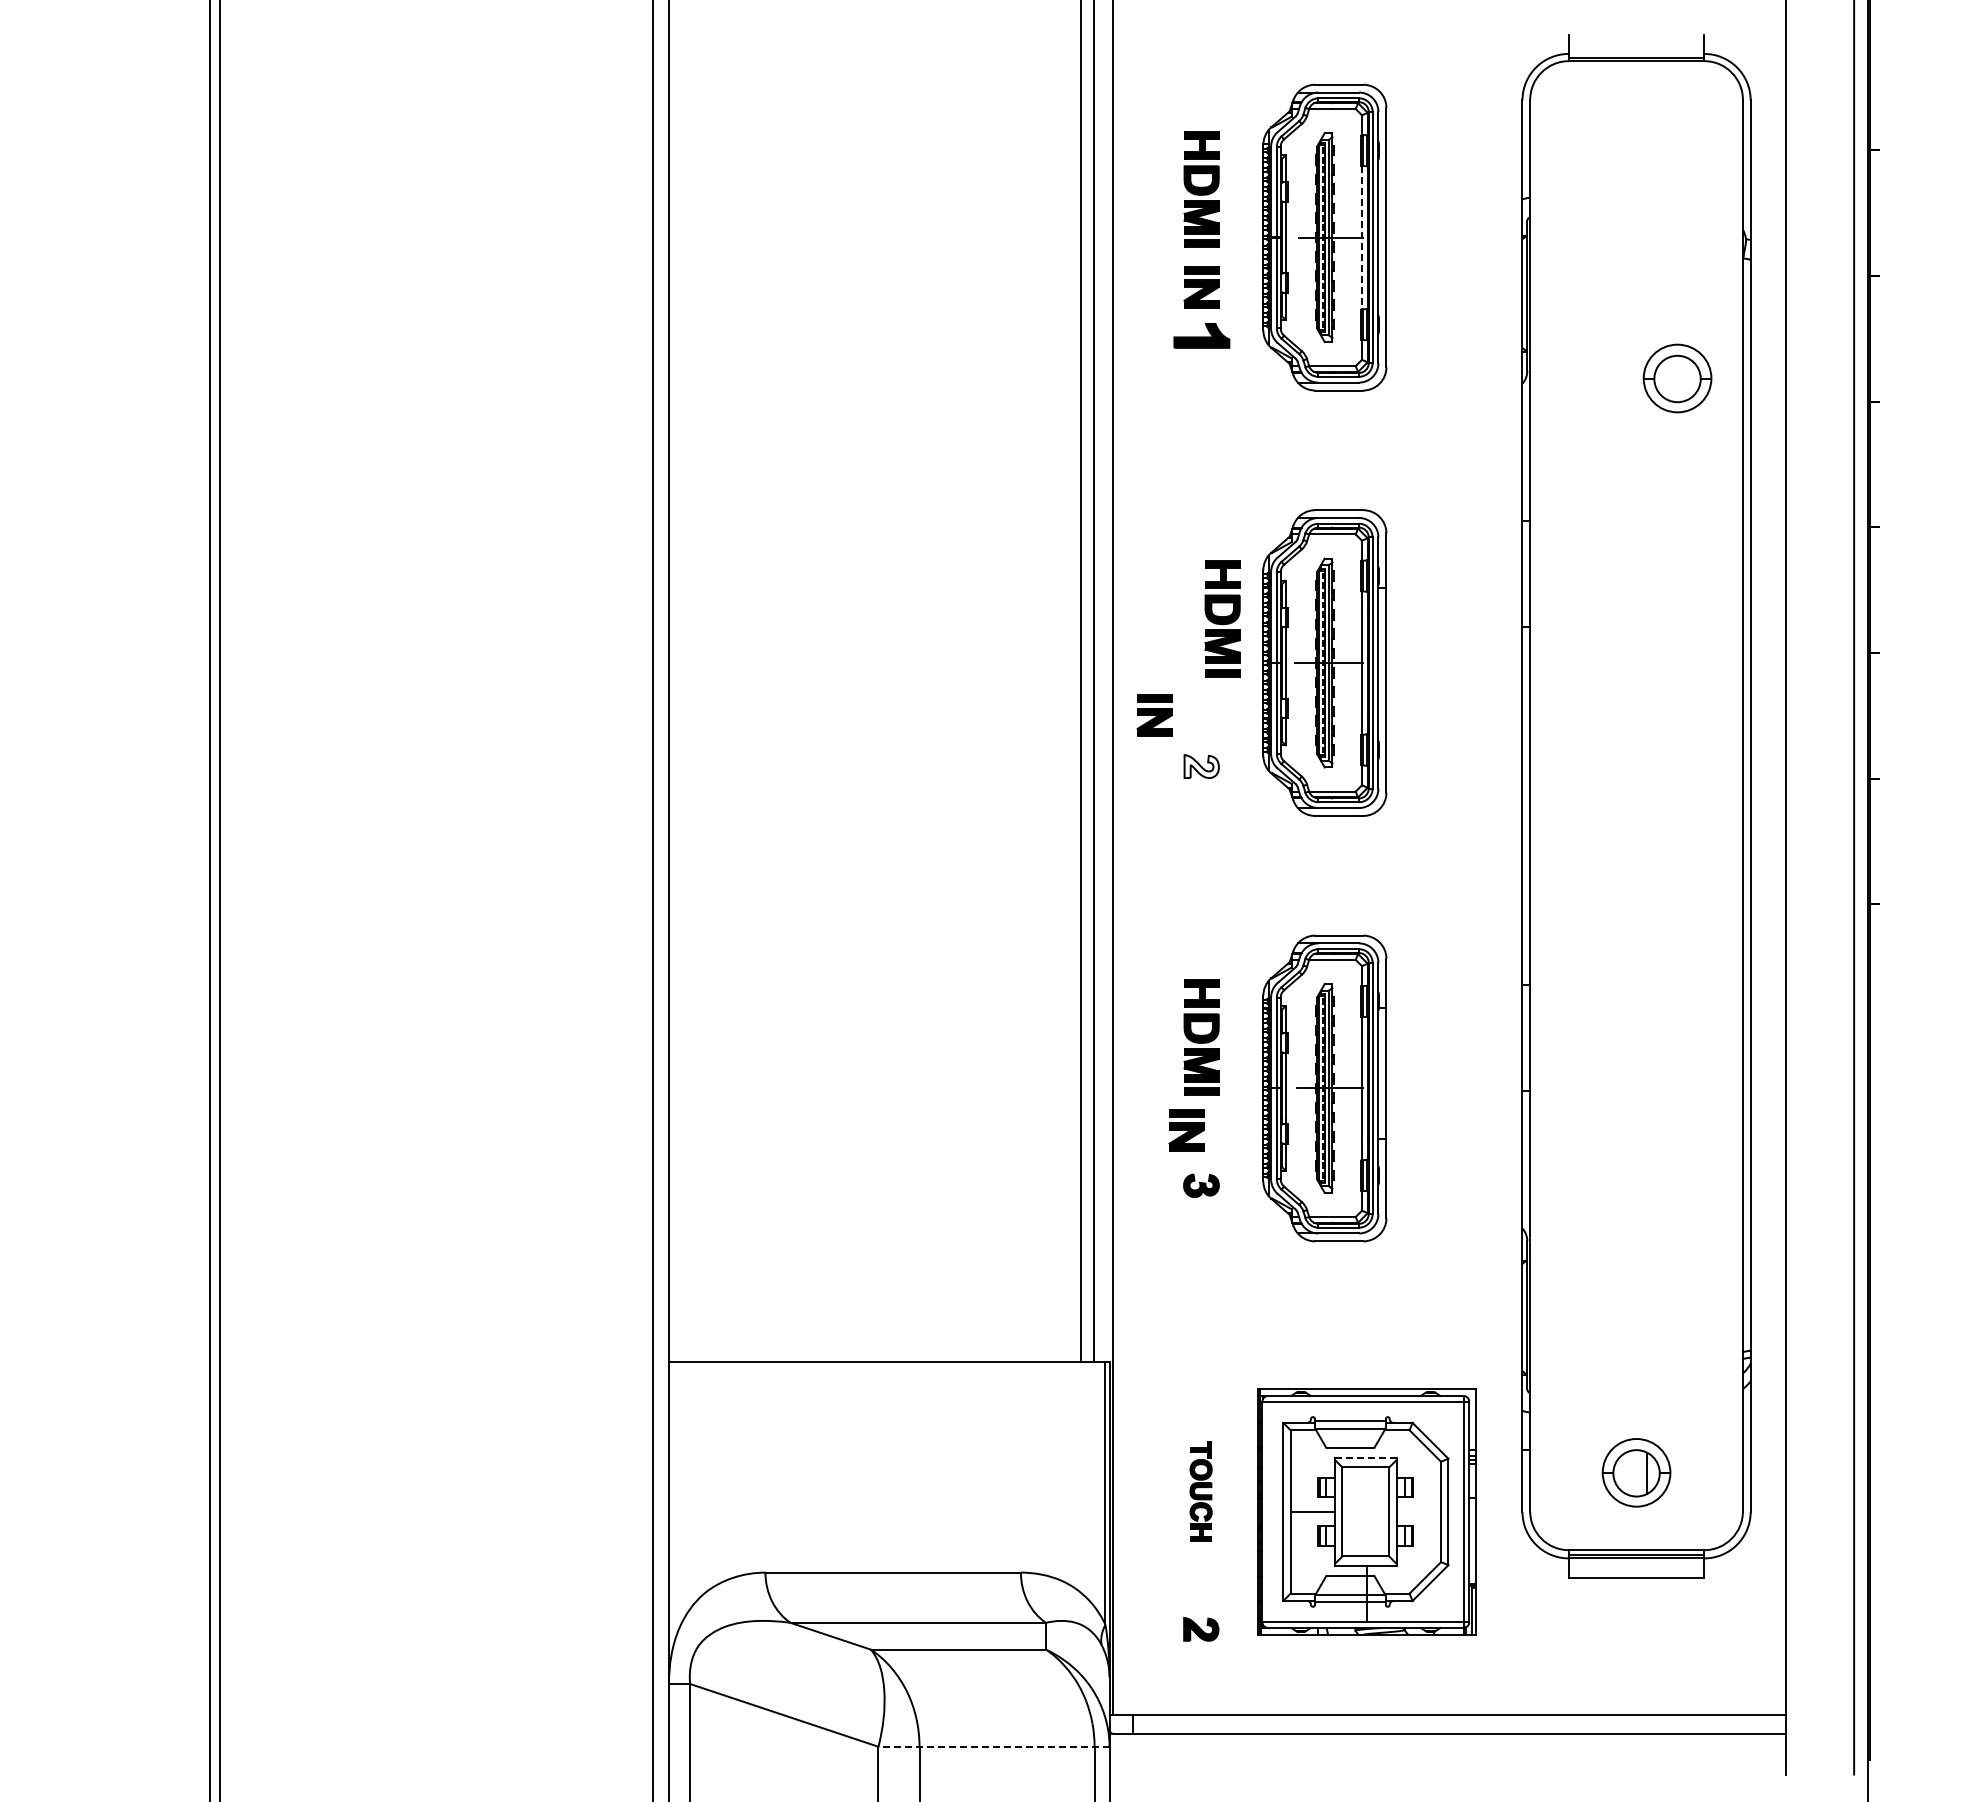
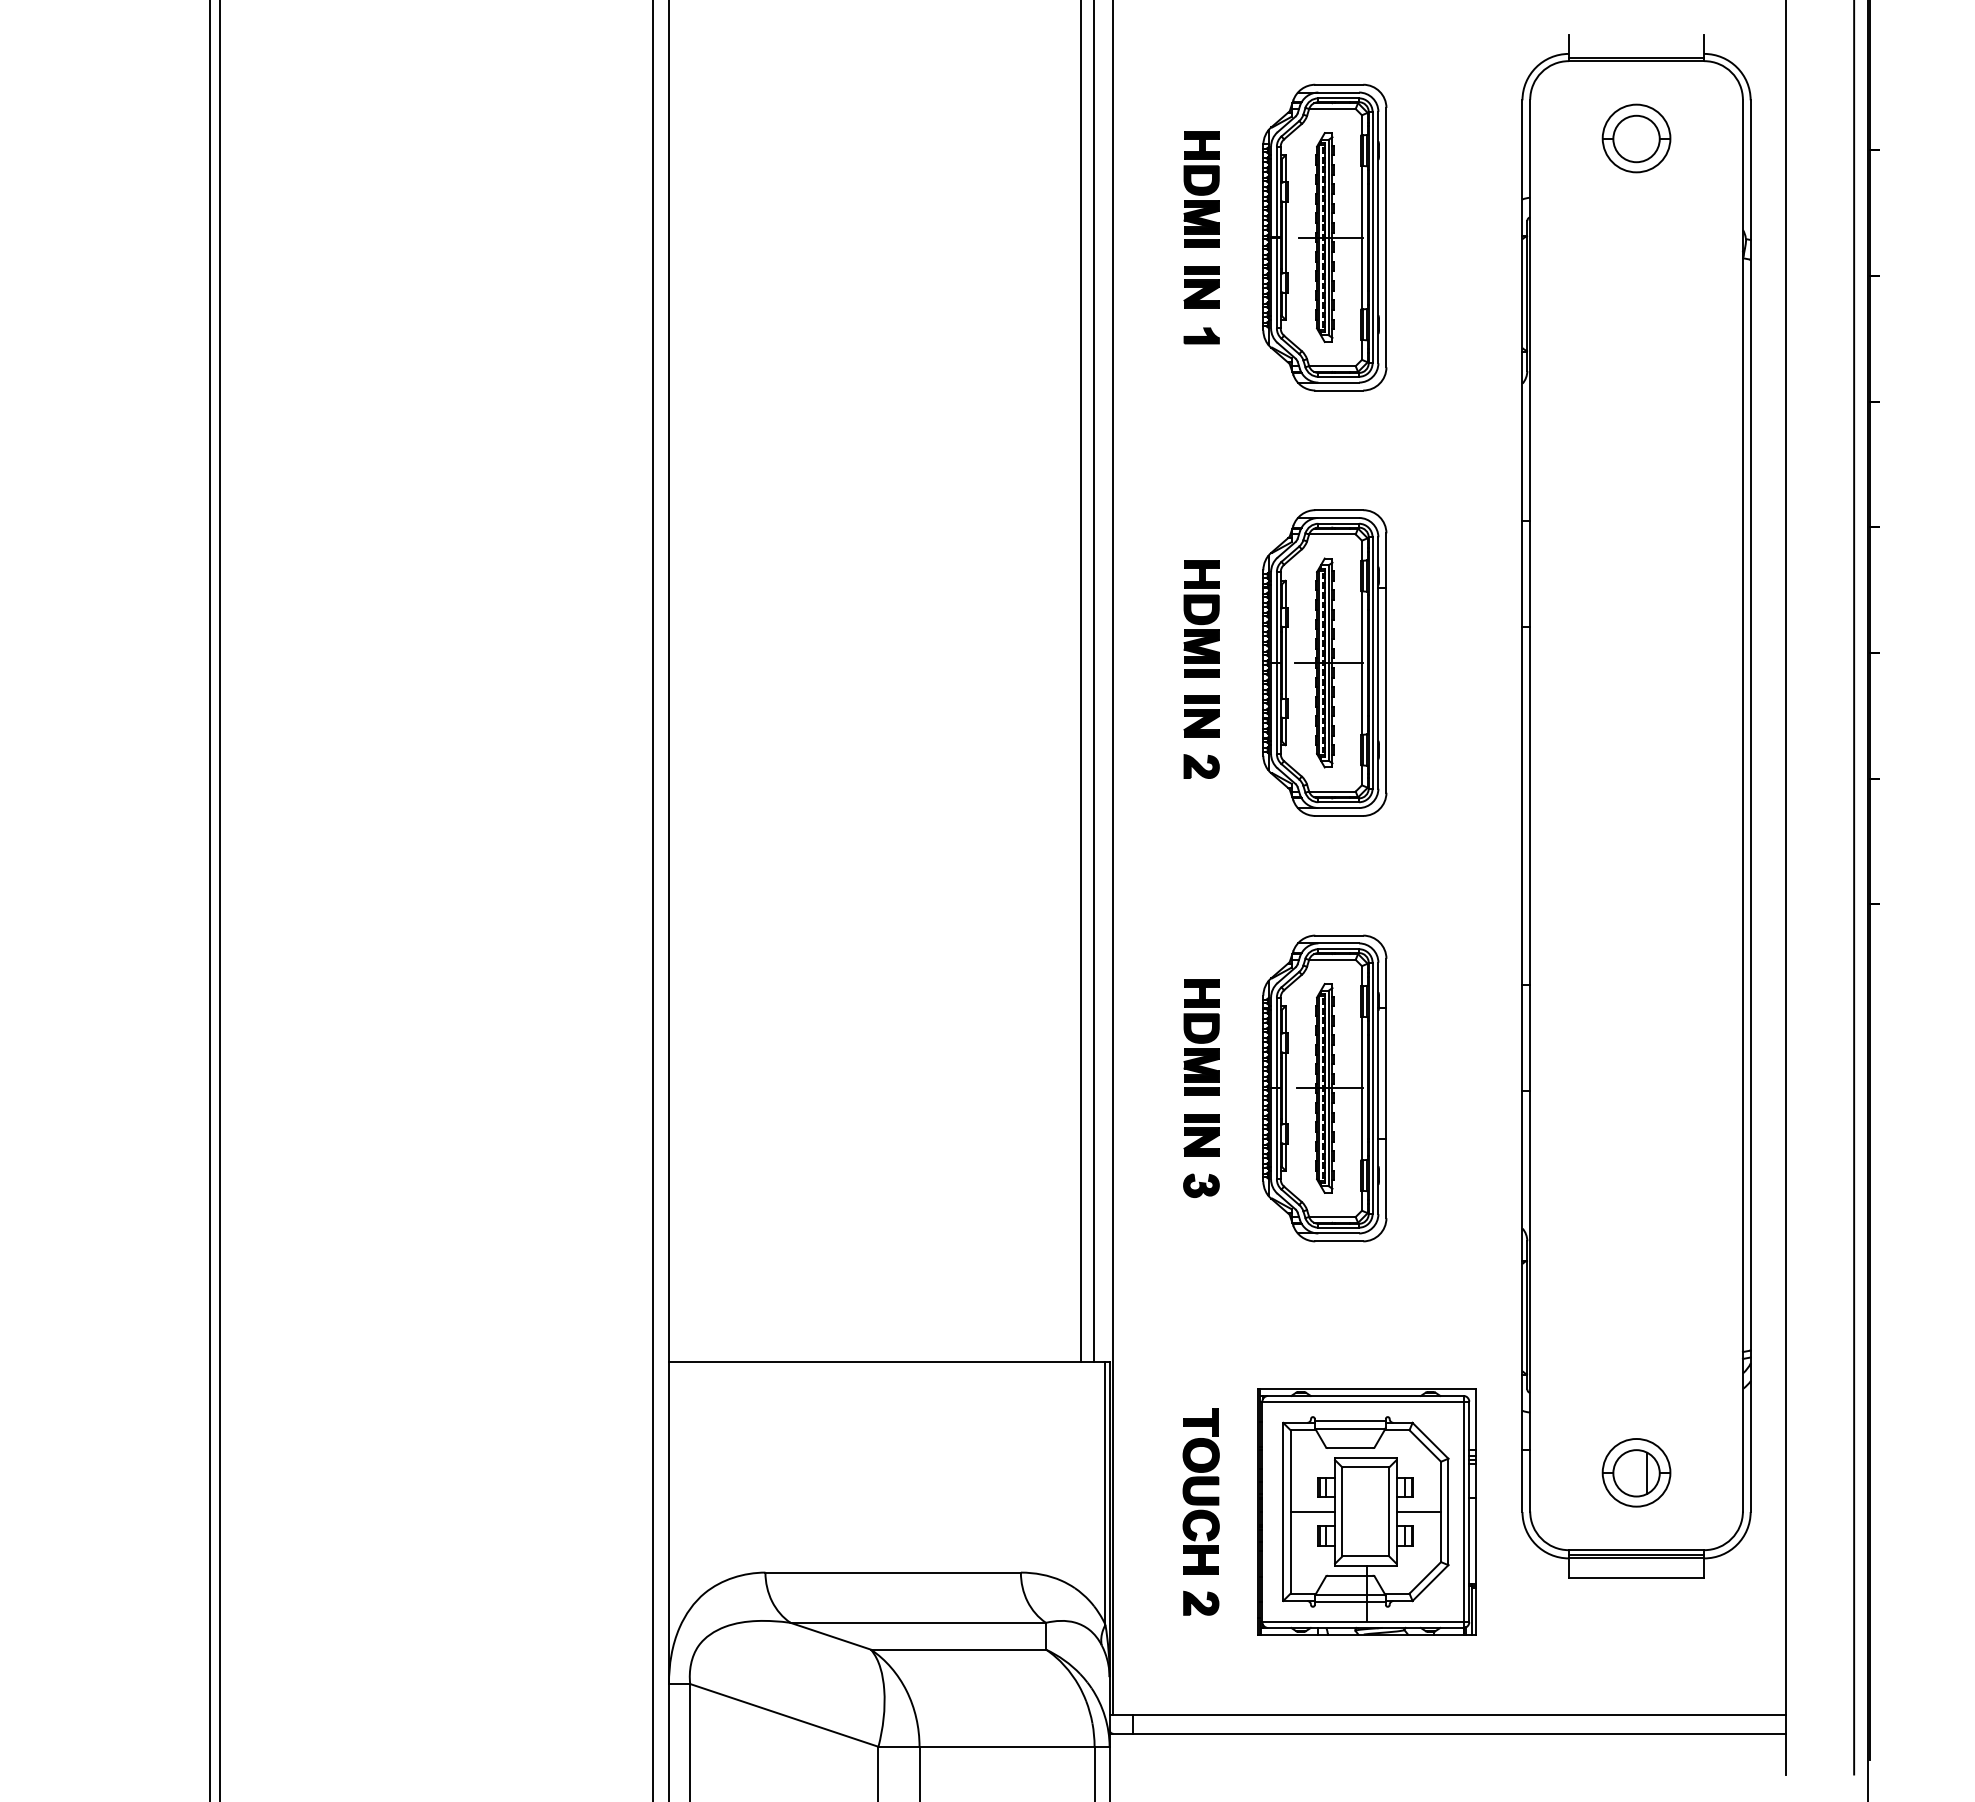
line: dashed -> solid (1361, 237)
part size: 58x26 px -> 37x18 px (1201, 335)
part position: (1677, 378) -> (1636, 138) (1636, 138)
part position: (1222, 618) -> (1201, 618) (1201, 618)
part position: (1154, 715) -> (1201, 716) (1201, 716)
fill: none -> present (1201, 766)
part position: (1186, 1130) -> (1201, 1135) (1201, 1135)
line: dashed -> solid (1365, 1457)
part size: 24x101 px -> 38x167 px (1200, 1491)
line: none -> present (1418, 1511)
part position: (1201, 1628) -> (1201, 1602) (1201, 1602)
line: dashed -> solid (994, 1746)
